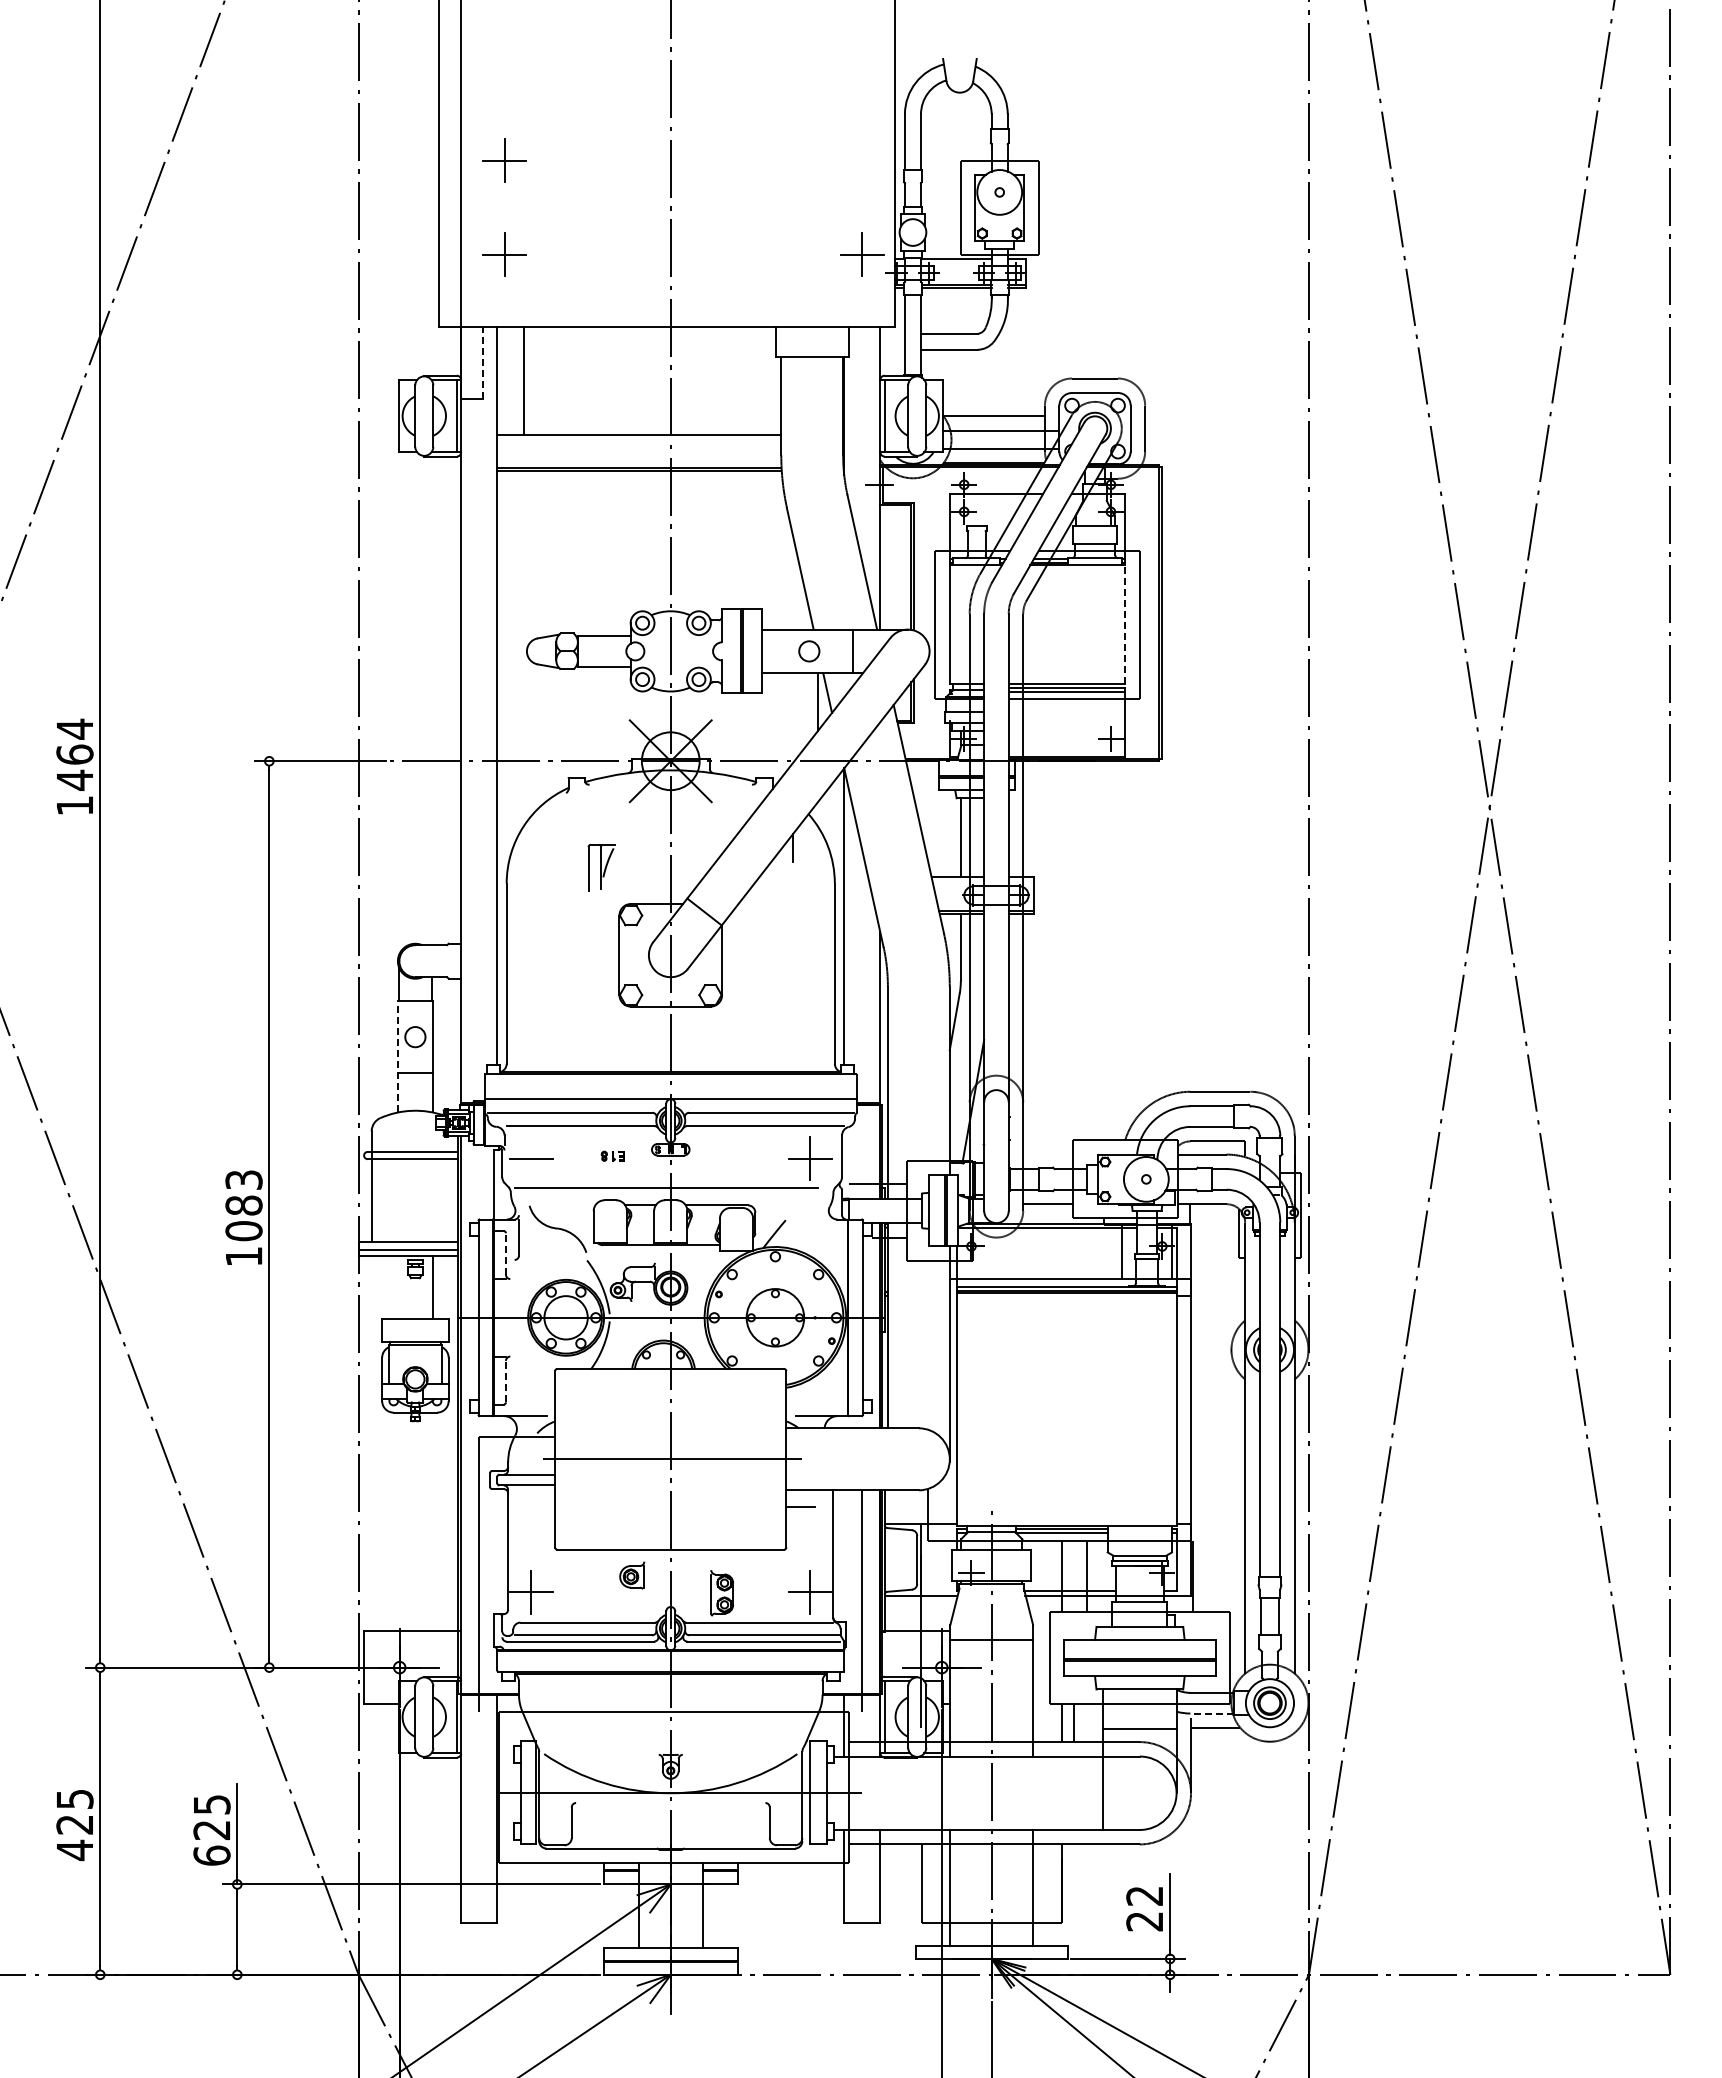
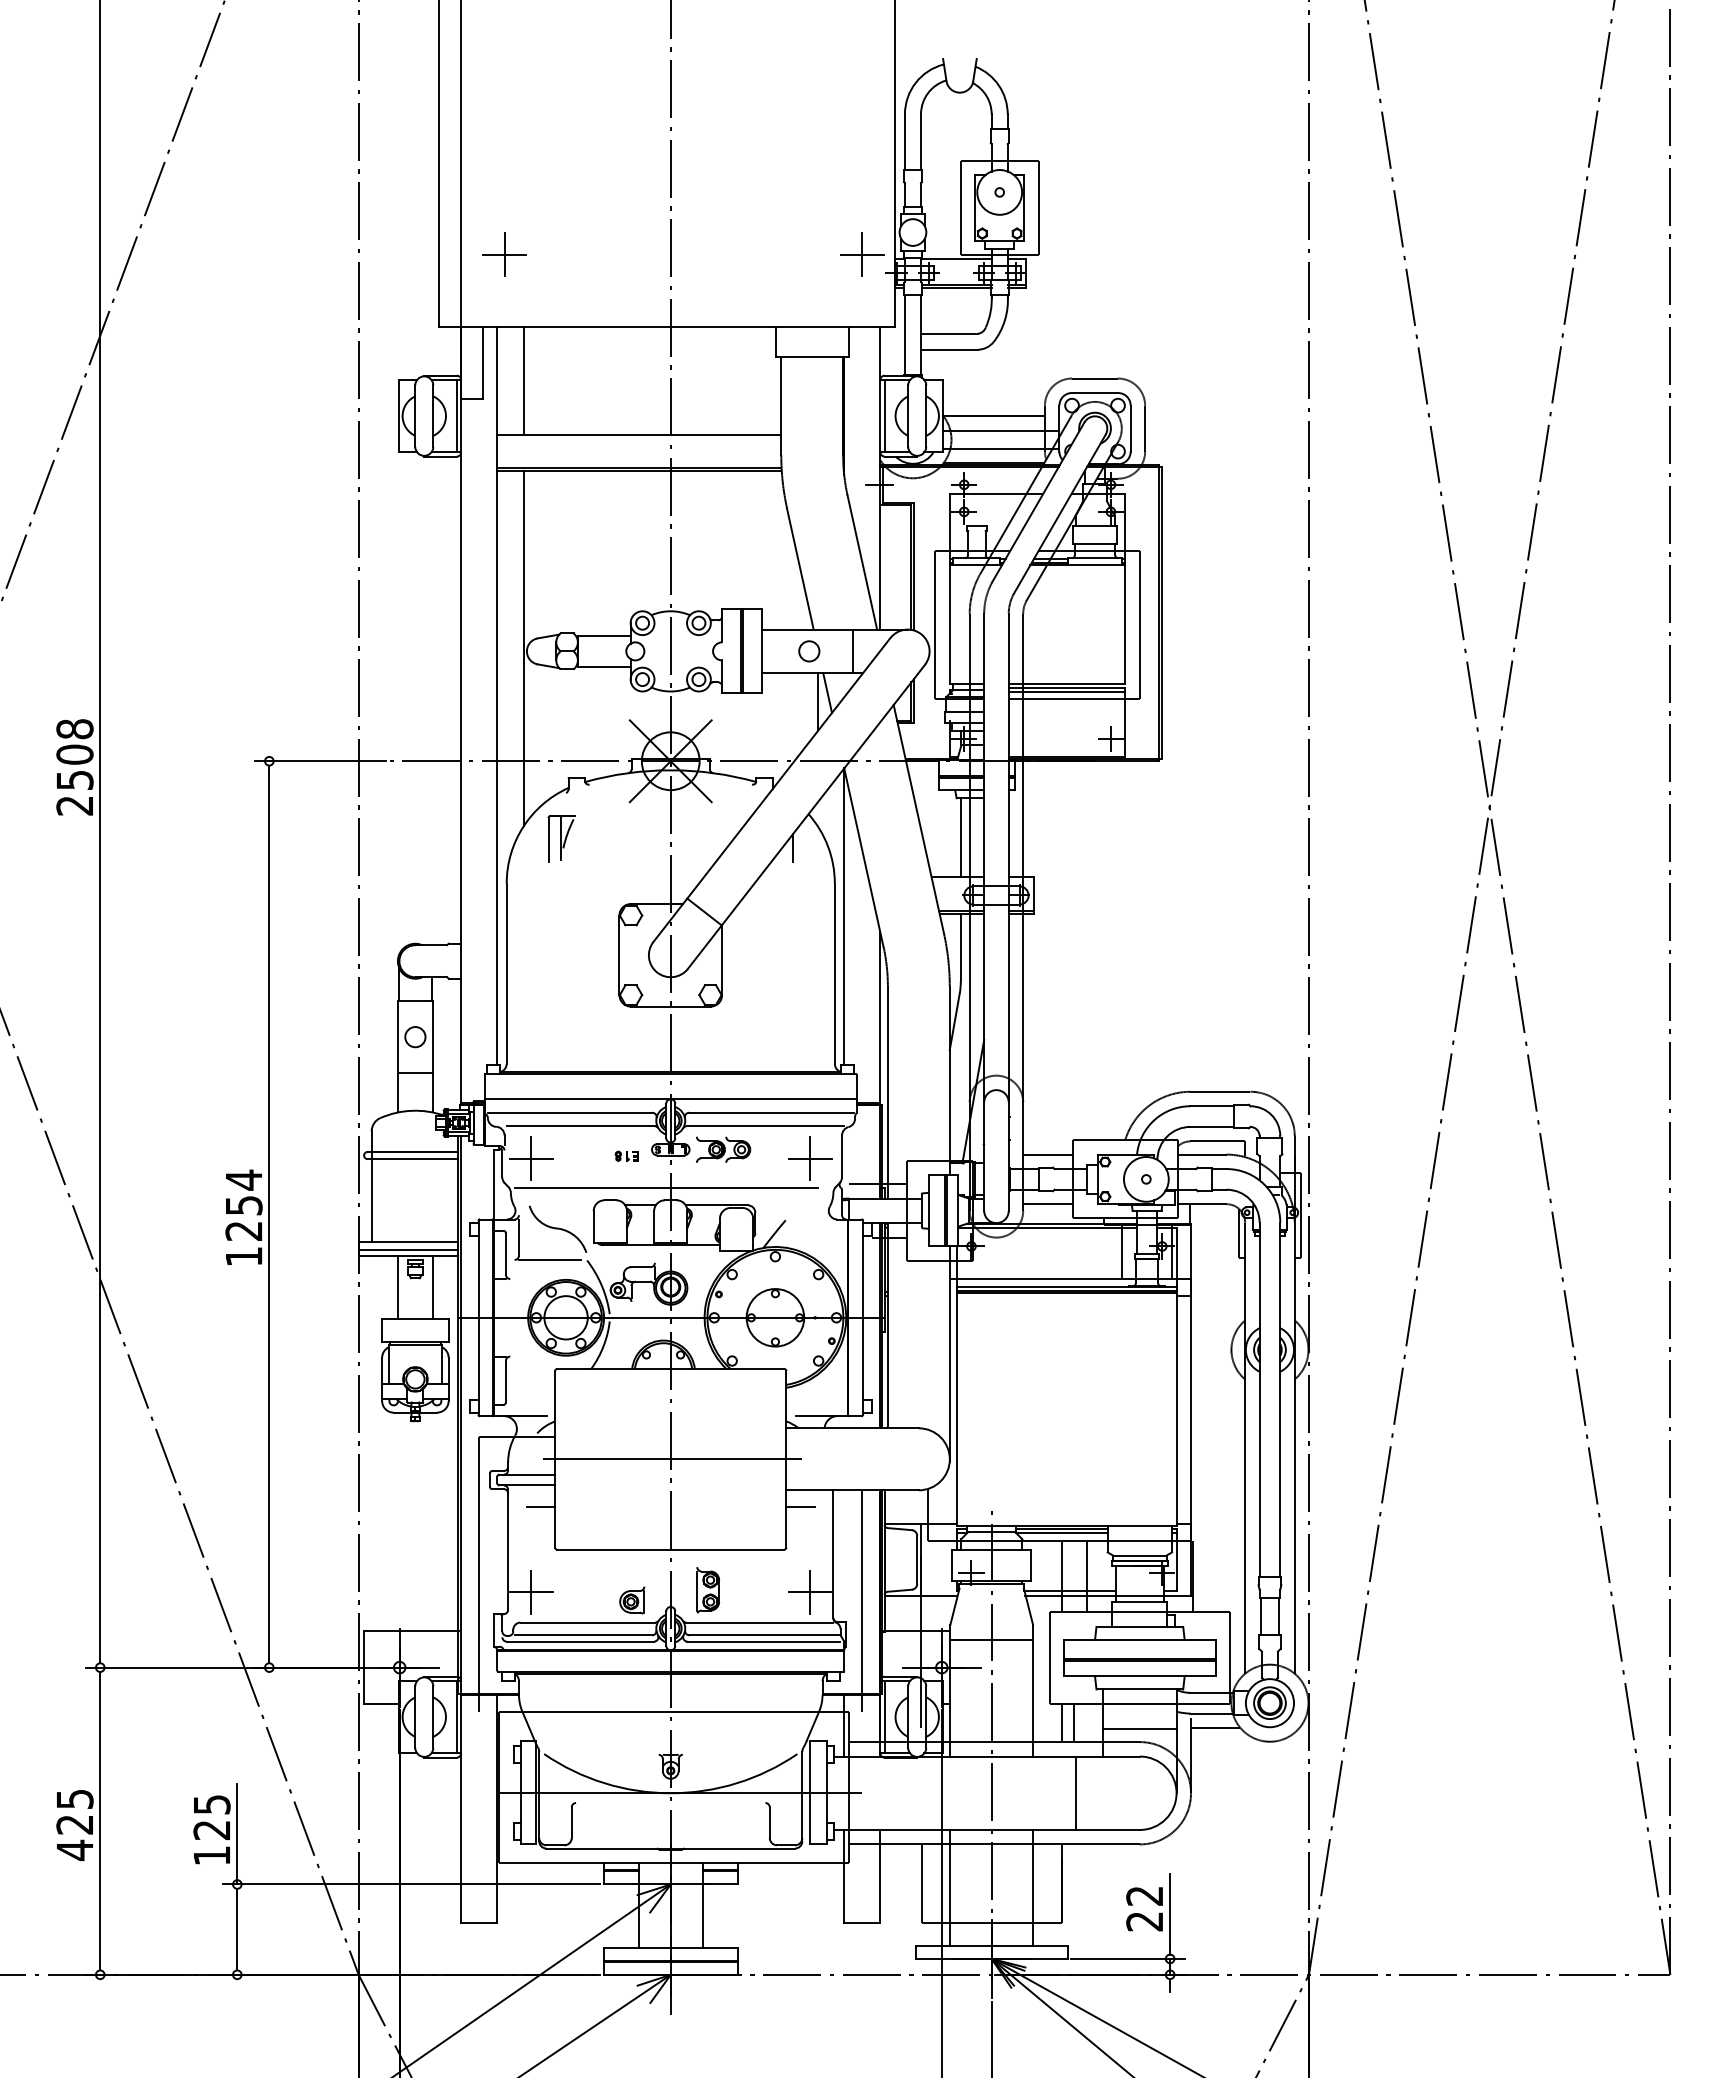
part: present -> none (504, 160)
line: dashed -> solid (482, 362)
line: dashed -> solid (1125, 624)
line: none -> present (523, 648)
text: 1464 -> 2508 (74, 766)
part position: (601, 867) -> (561, 838) (561, 838)
line: dashed -> solid (397, 1056)
part: none -> present (723, 1149)
line: none -> present (1047, 1154)
part position: (612, 1155) -> (626, 1155) (626, 1155)
line: none -> present (531, 1158)
text: 1083 -> 1254 (243, 1205)
line: dashed -> solid (505, 1253)
line: none -> present (549, 1259)
line: none -> present (397, 1287)
line: dashed -> solid (505, 1381)
line: none -> present (540, 1507)
part position: (632, 1575) -> (632, 1600) (632, 1600)
part position: (722, 1593) -> (708, 1590) (708, 1590)
line: dashed -> solid (1212, 1713)
line position: (1102, 1792) -> (1075, 1792) (1075, 1792)
text: 625 -> 125 (211, 1855)
